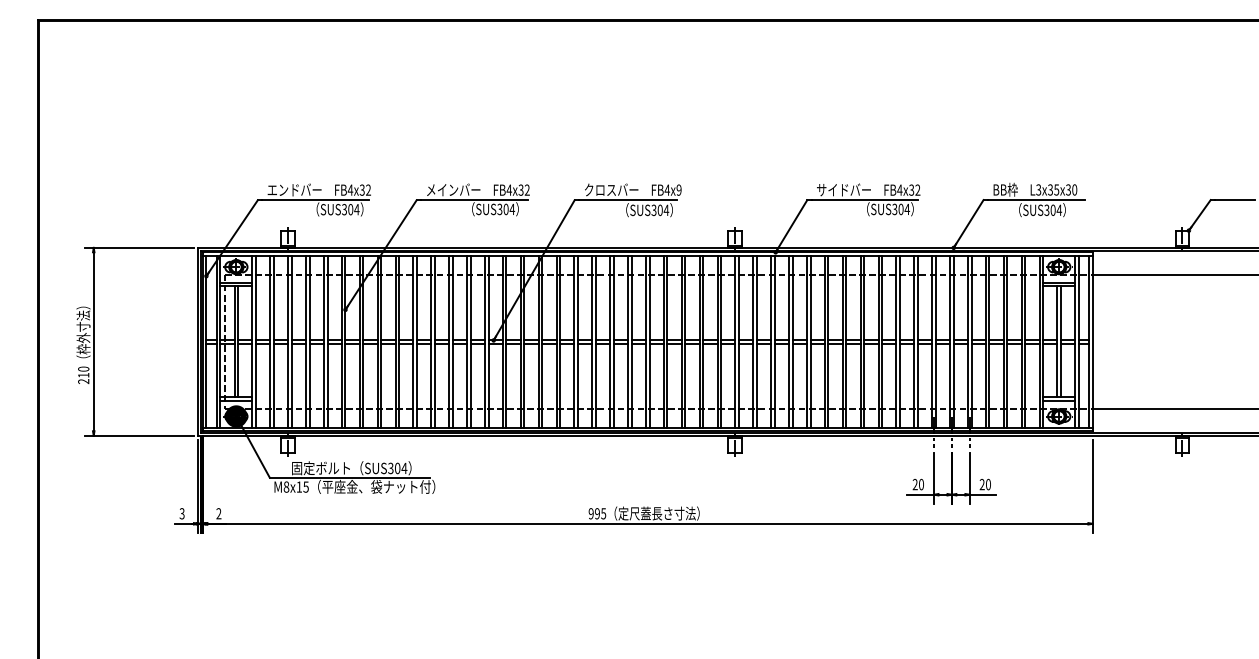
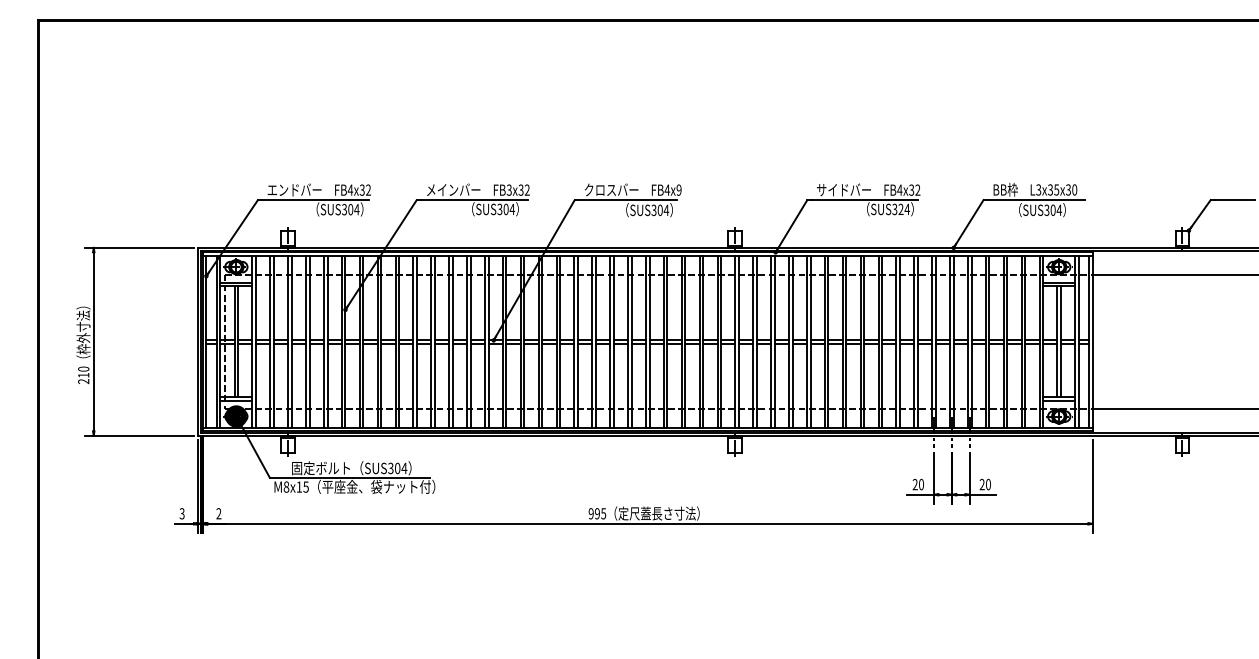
text: FB4x32 -> FB3x32 (509, 189)
text: SUS304 -> SUS324 (900, 209)
